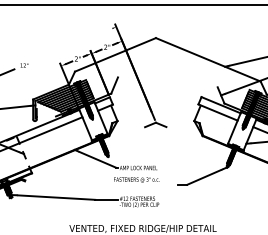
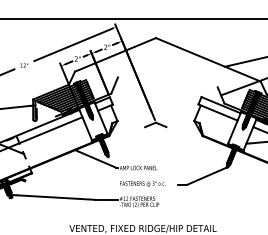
line position: (133, 5) -> (133, 19) (133, 19)
line: none -> present (73, 44)
text position: (136, 179) -> (142, 183) (142, 183)
